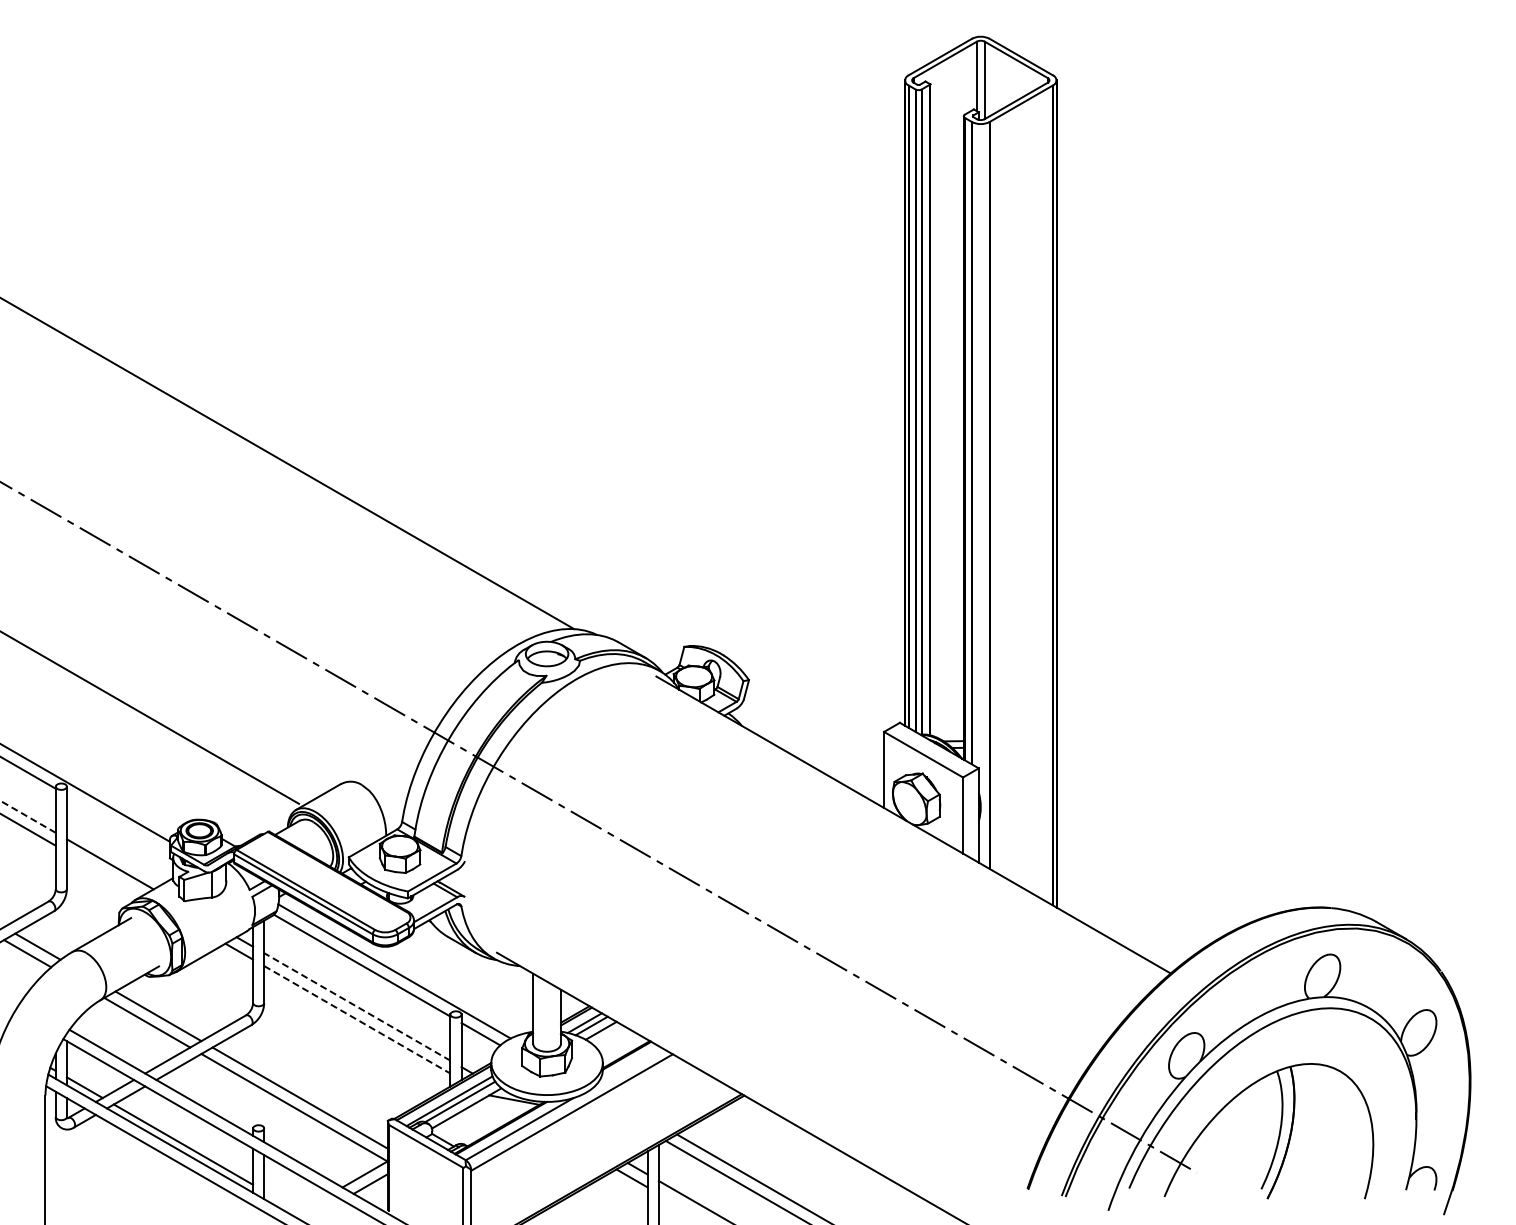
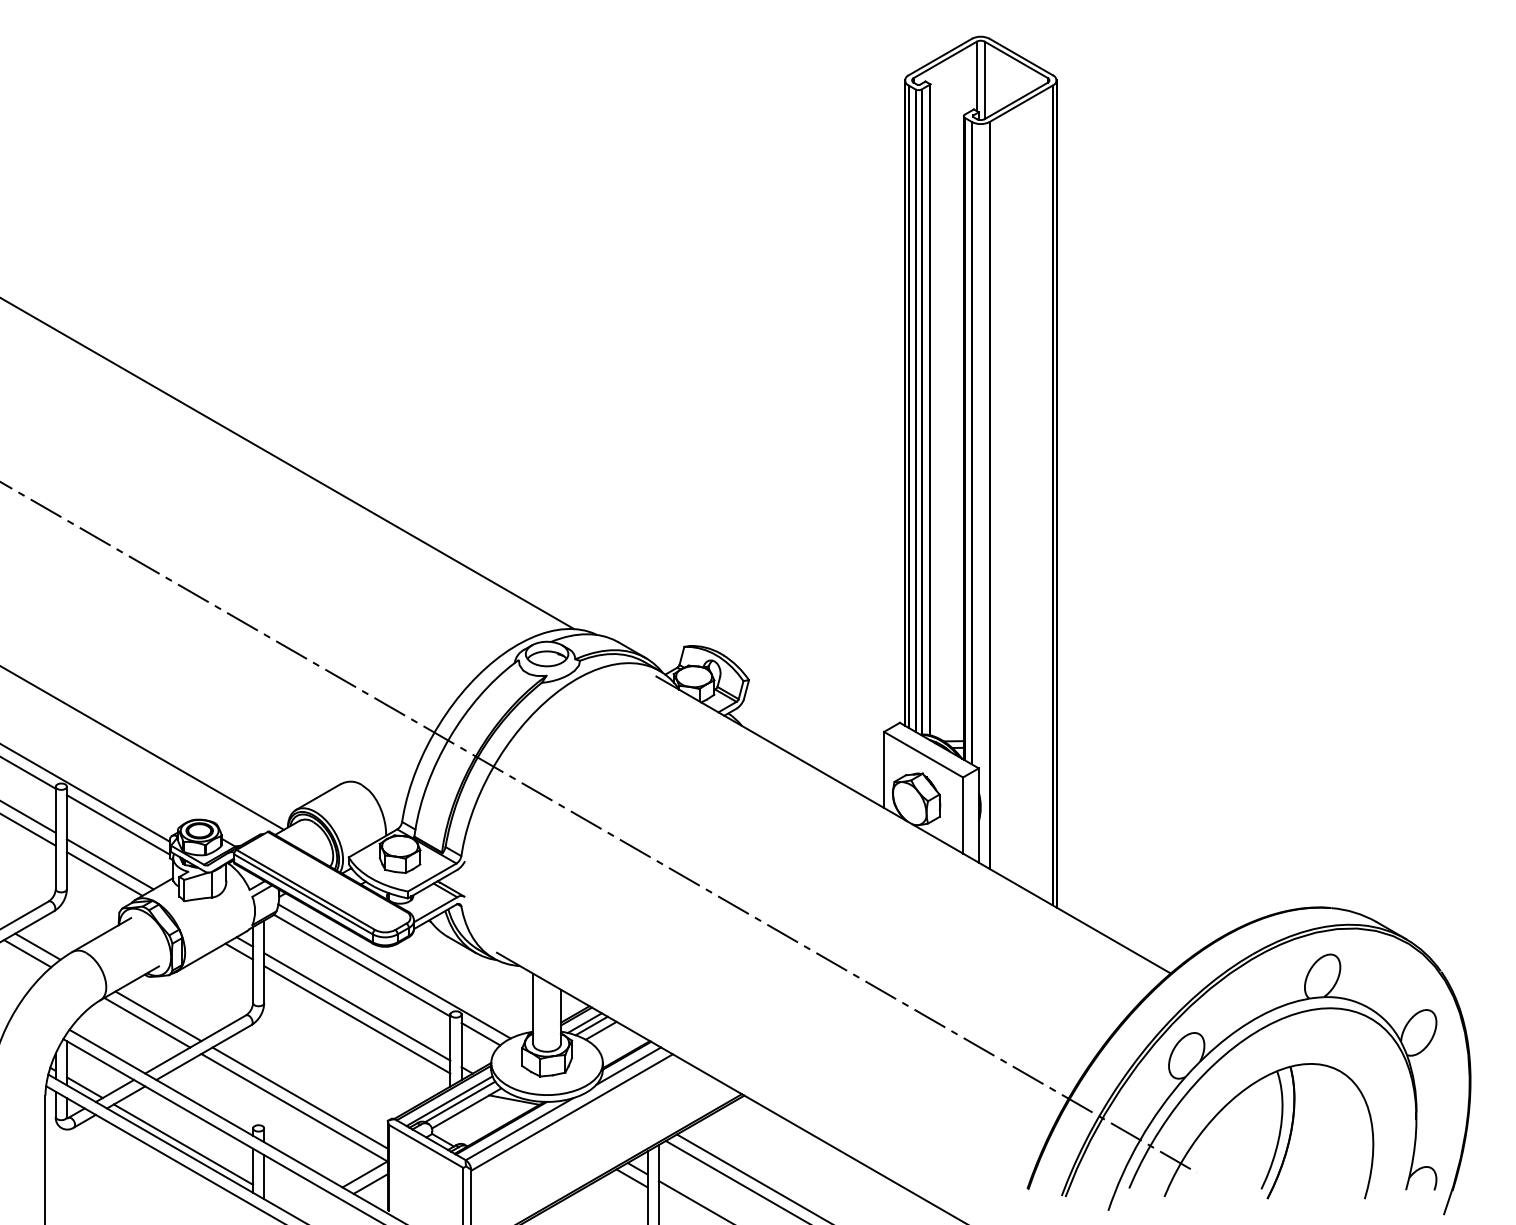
line position: (150, 717) -> (142, 748) (142, 748)
line: dashed -> solid (28, 816)
line: none -> present (117, 824)
line: none -> present (104, 873)
line: dashed -> solid (356, 1006)
line: dashed -> solid (357, 1020)
line: none -> present (628, 1065)
